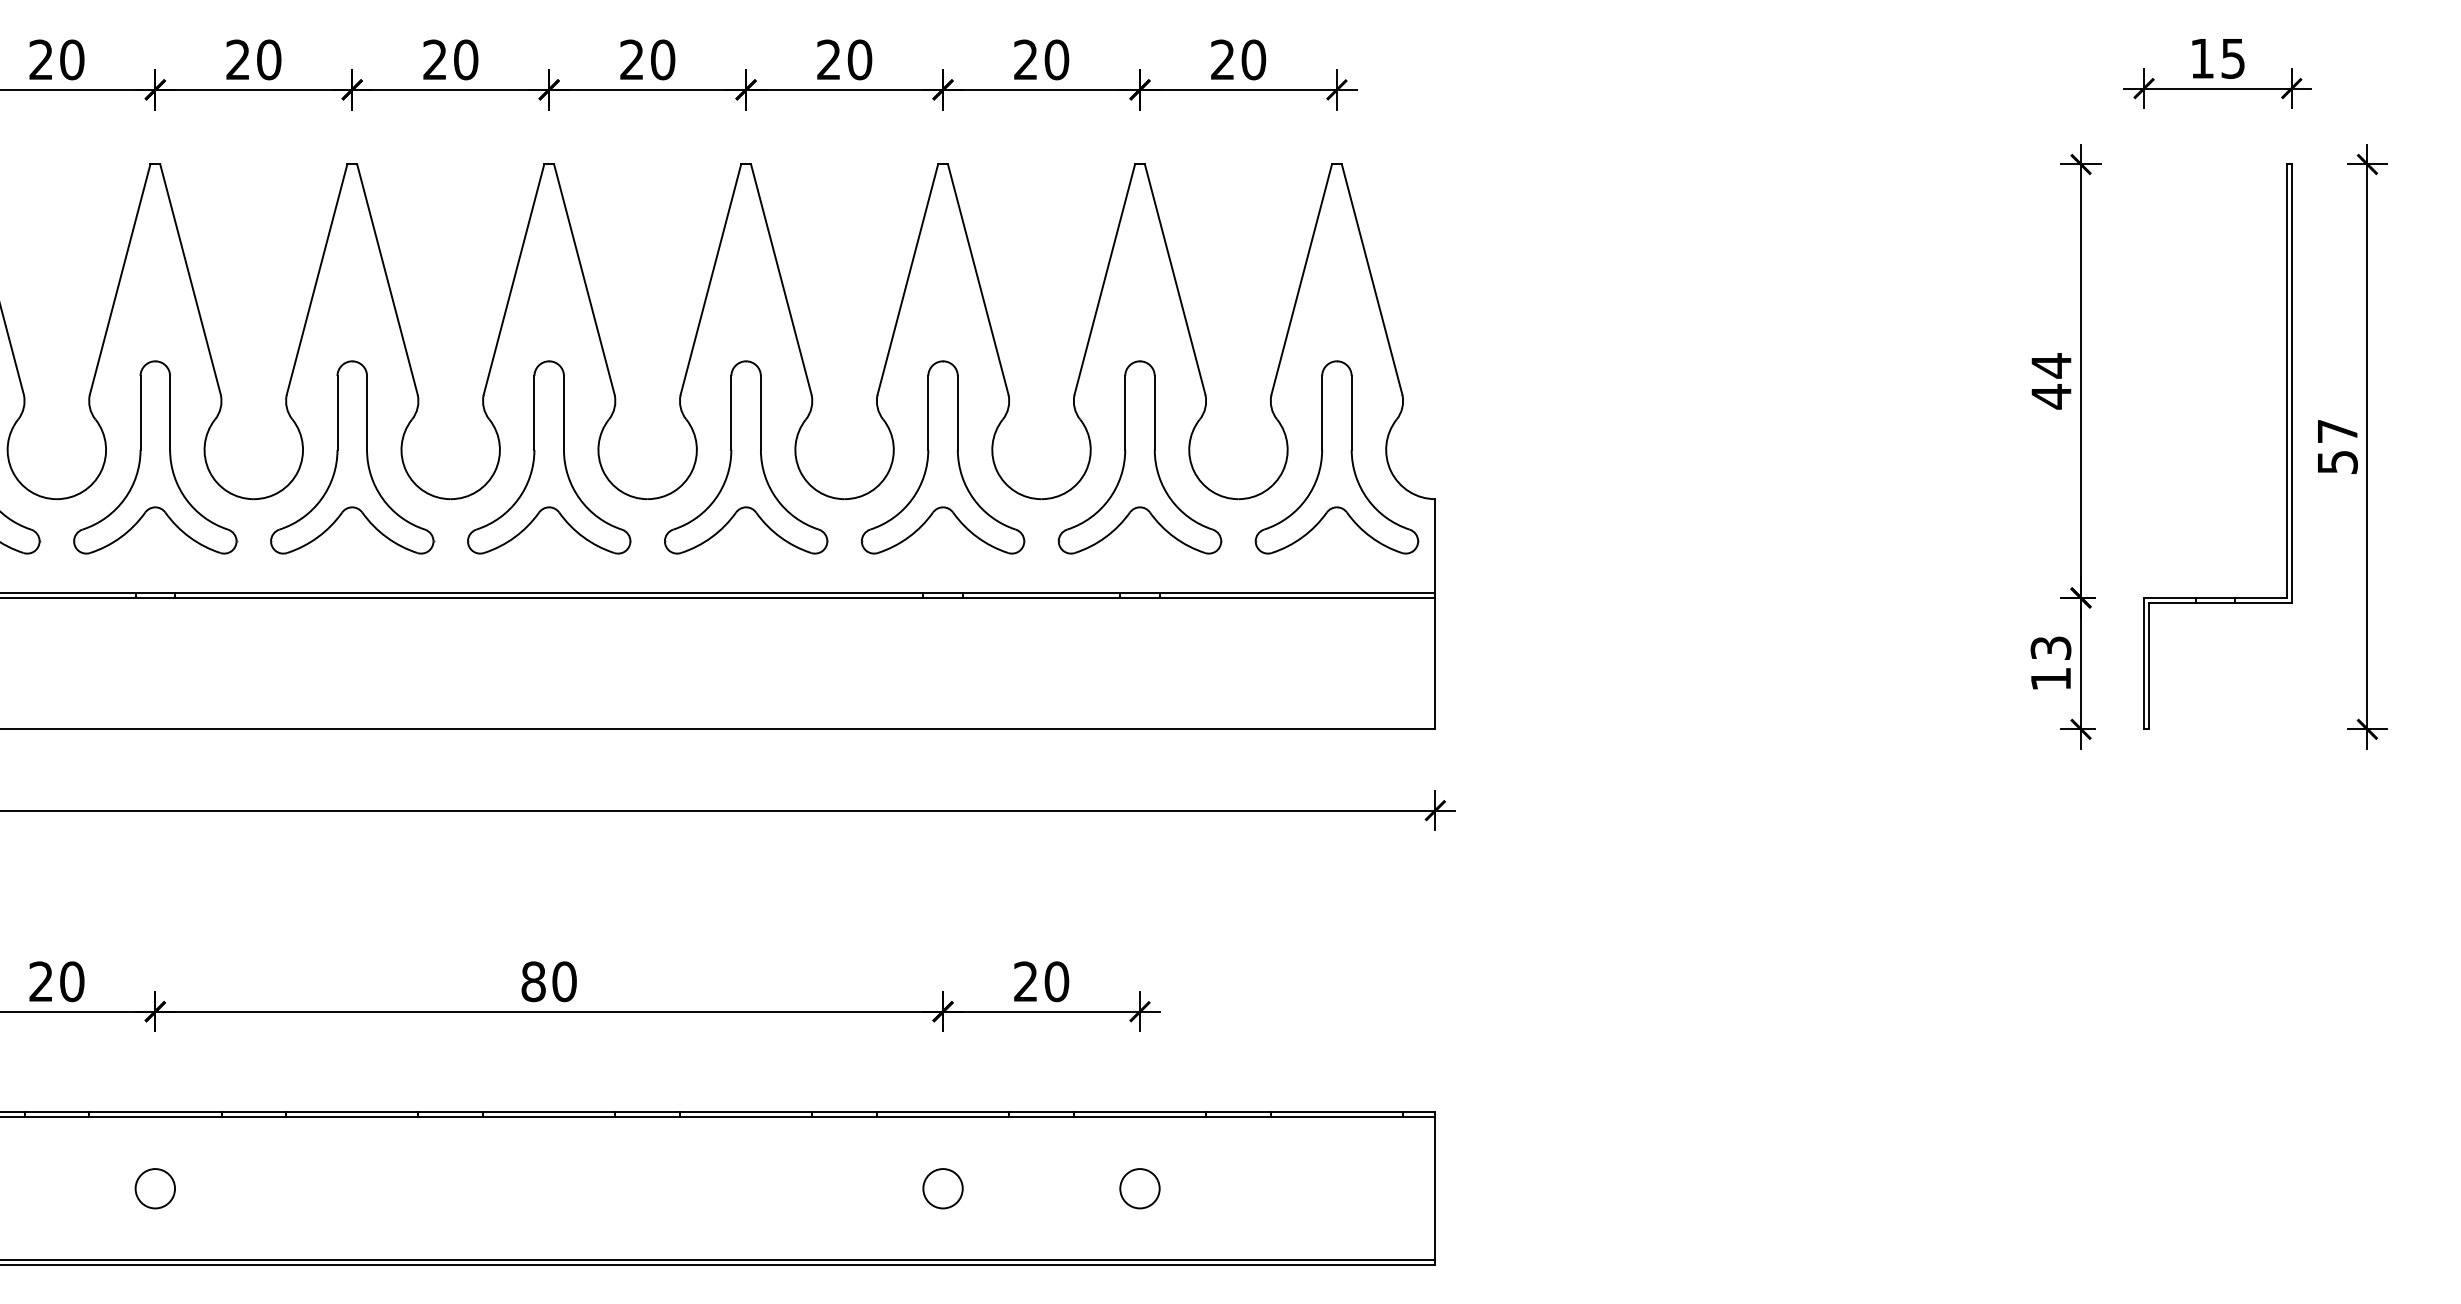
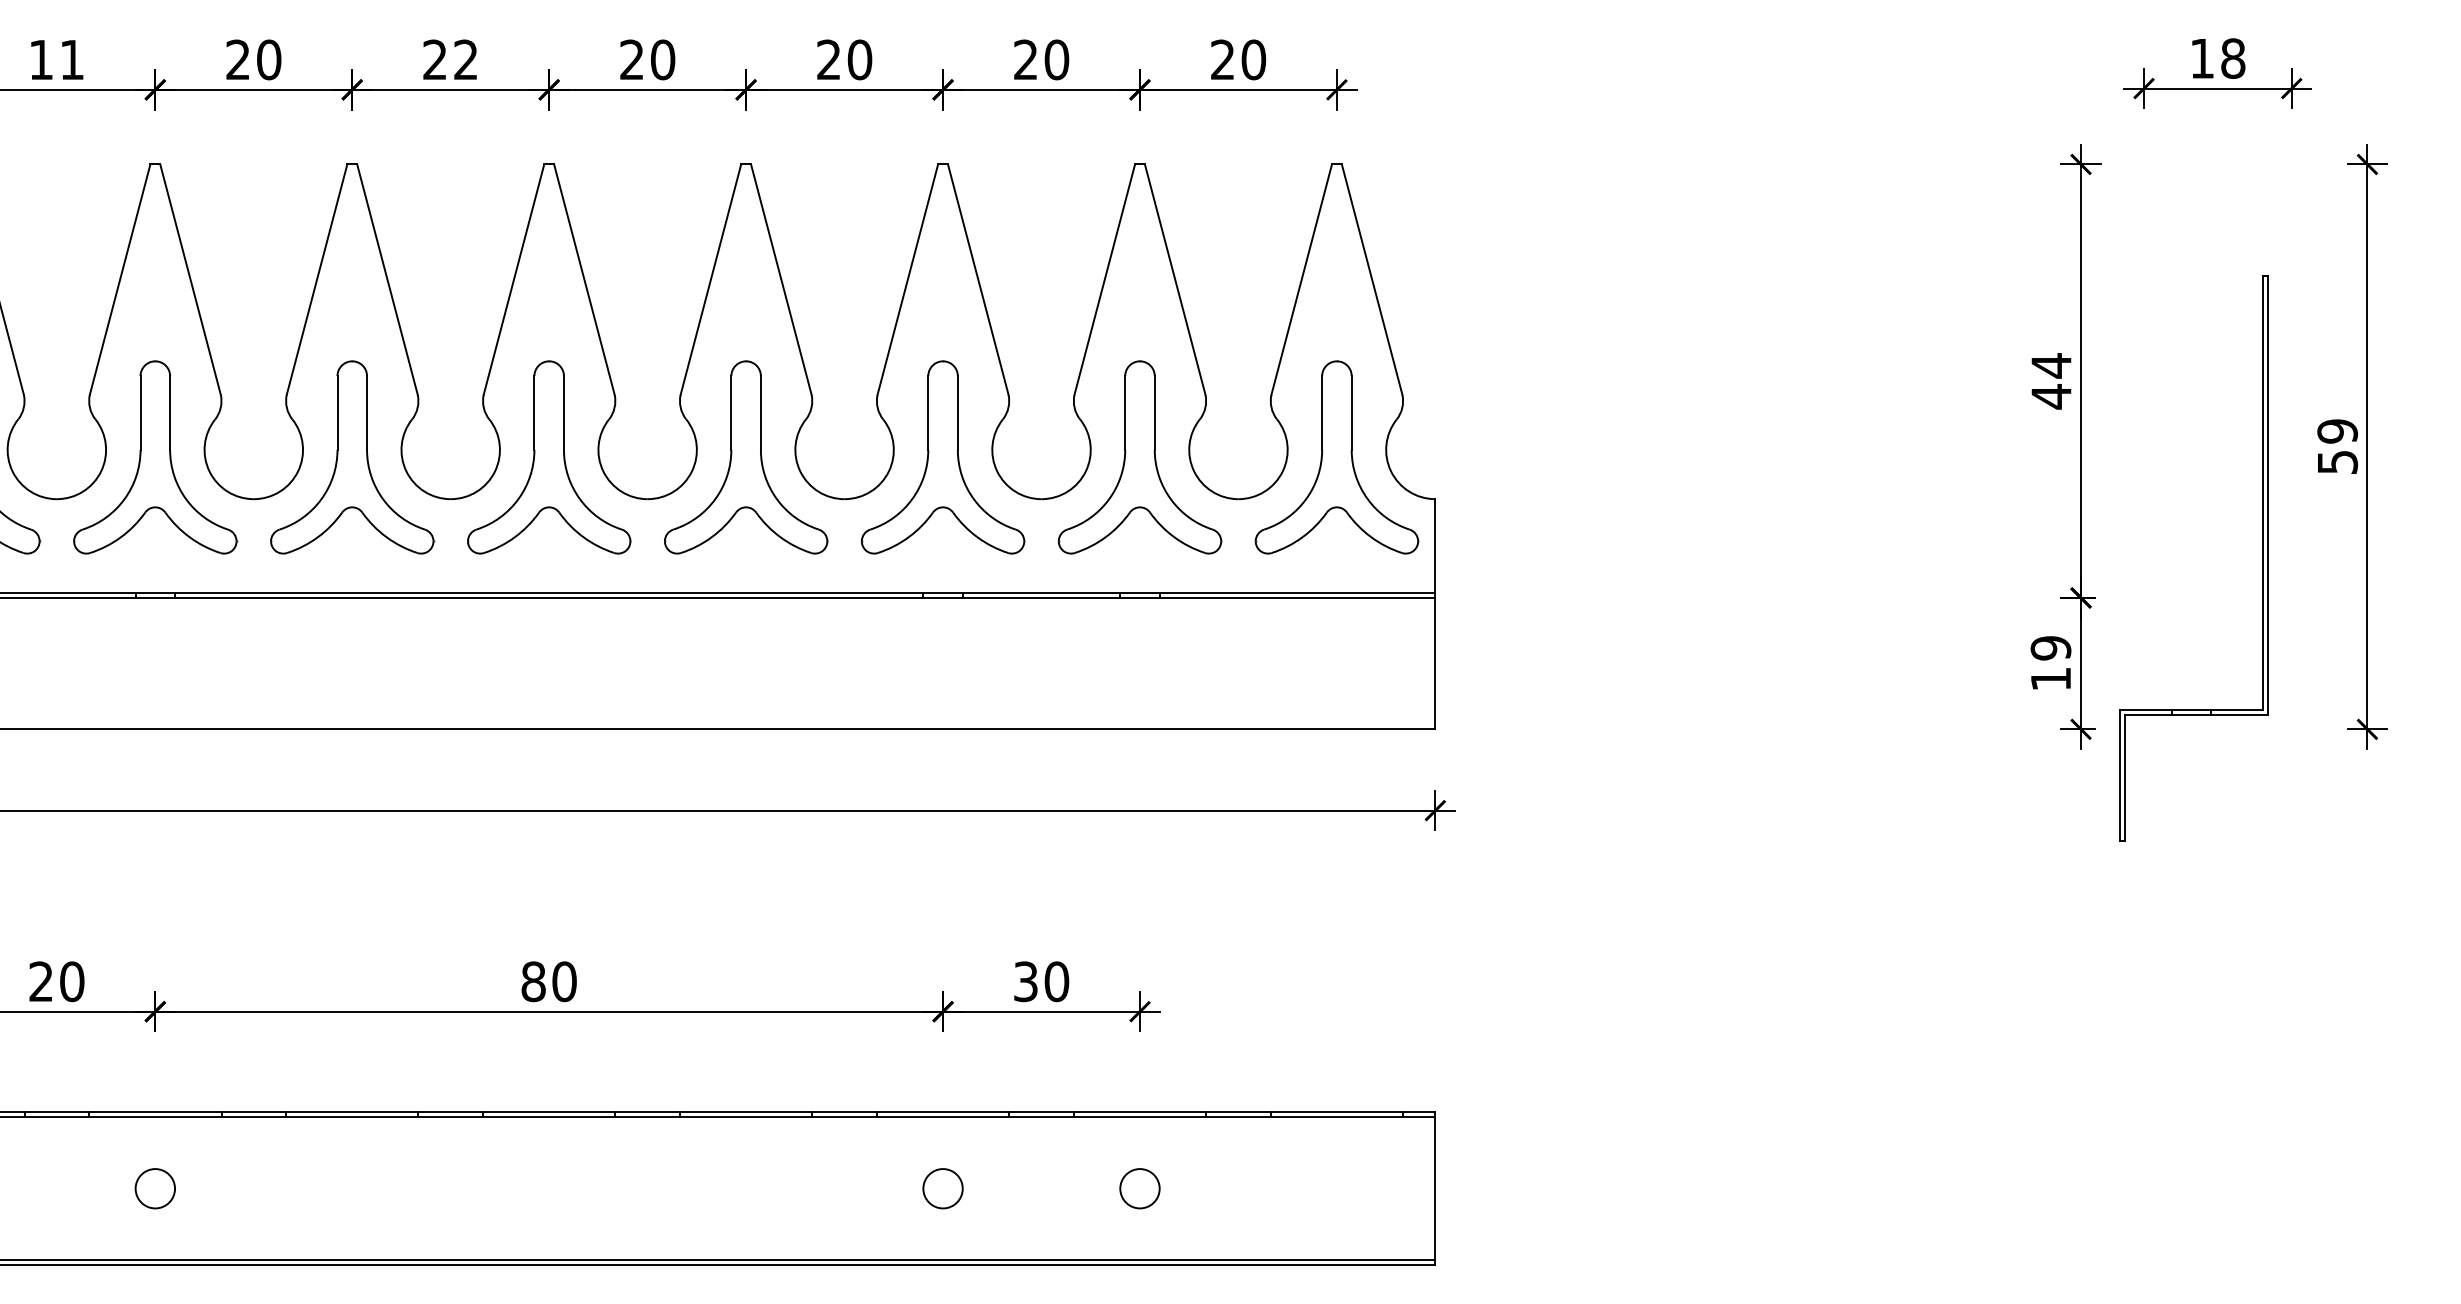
text: 15 -> 18 (2233, 58)
text: 20 -> 11 (56, 59)
text: 20 -> 22 (466, 59)
text: 57 -> 59 (2337, 431)
part position: (2286, 446) -> (2262, 558) (2262, 558)
text: 13 -> 19 (2050, 648)
text: 20 -> 30 (1025, 981)
